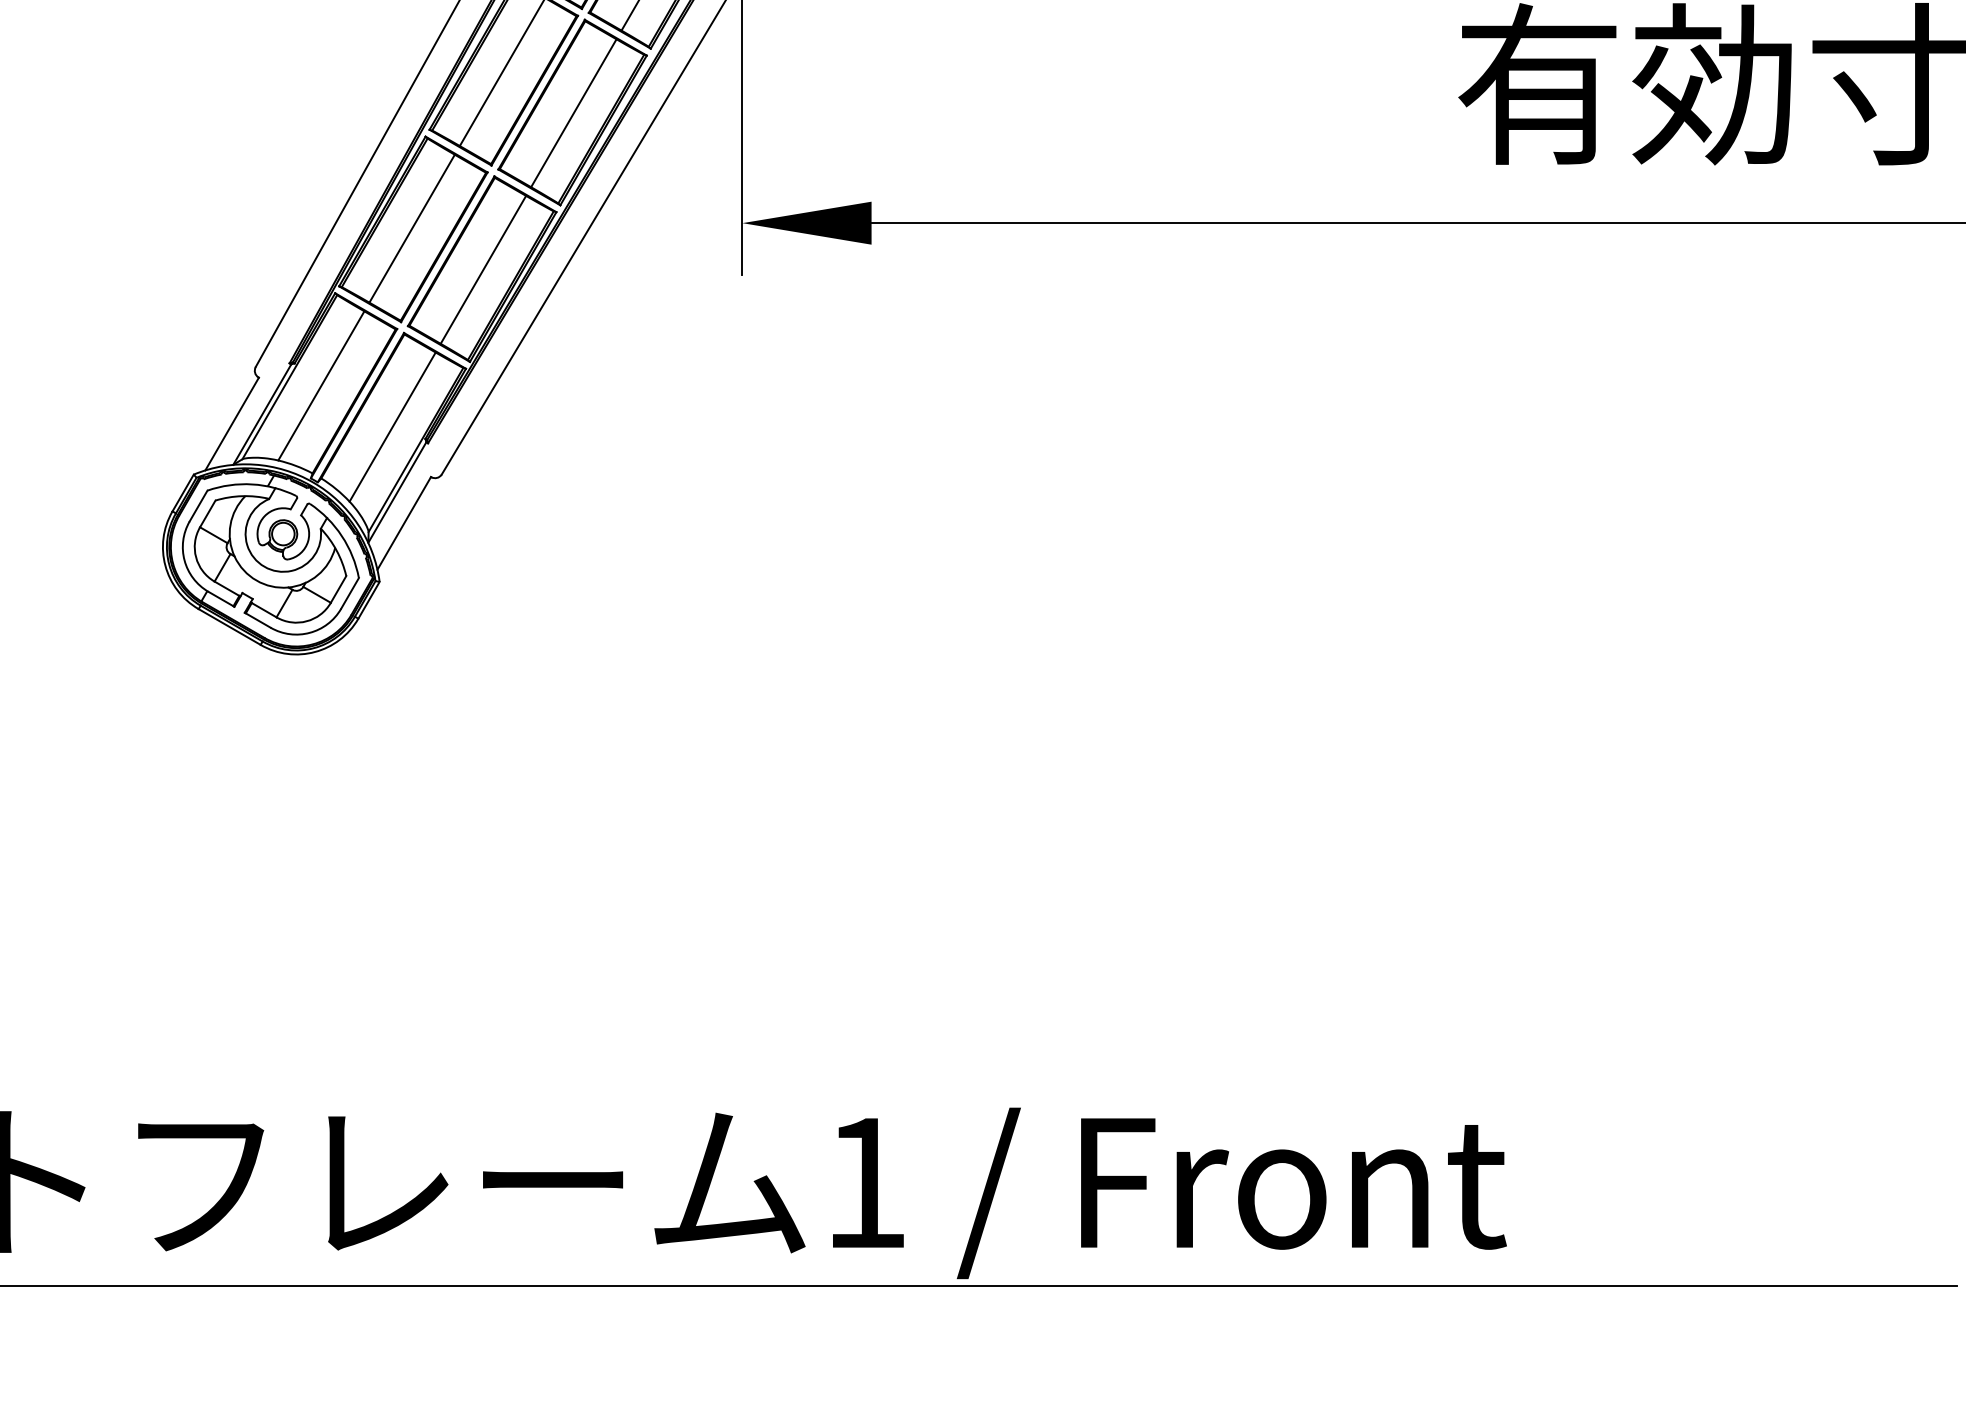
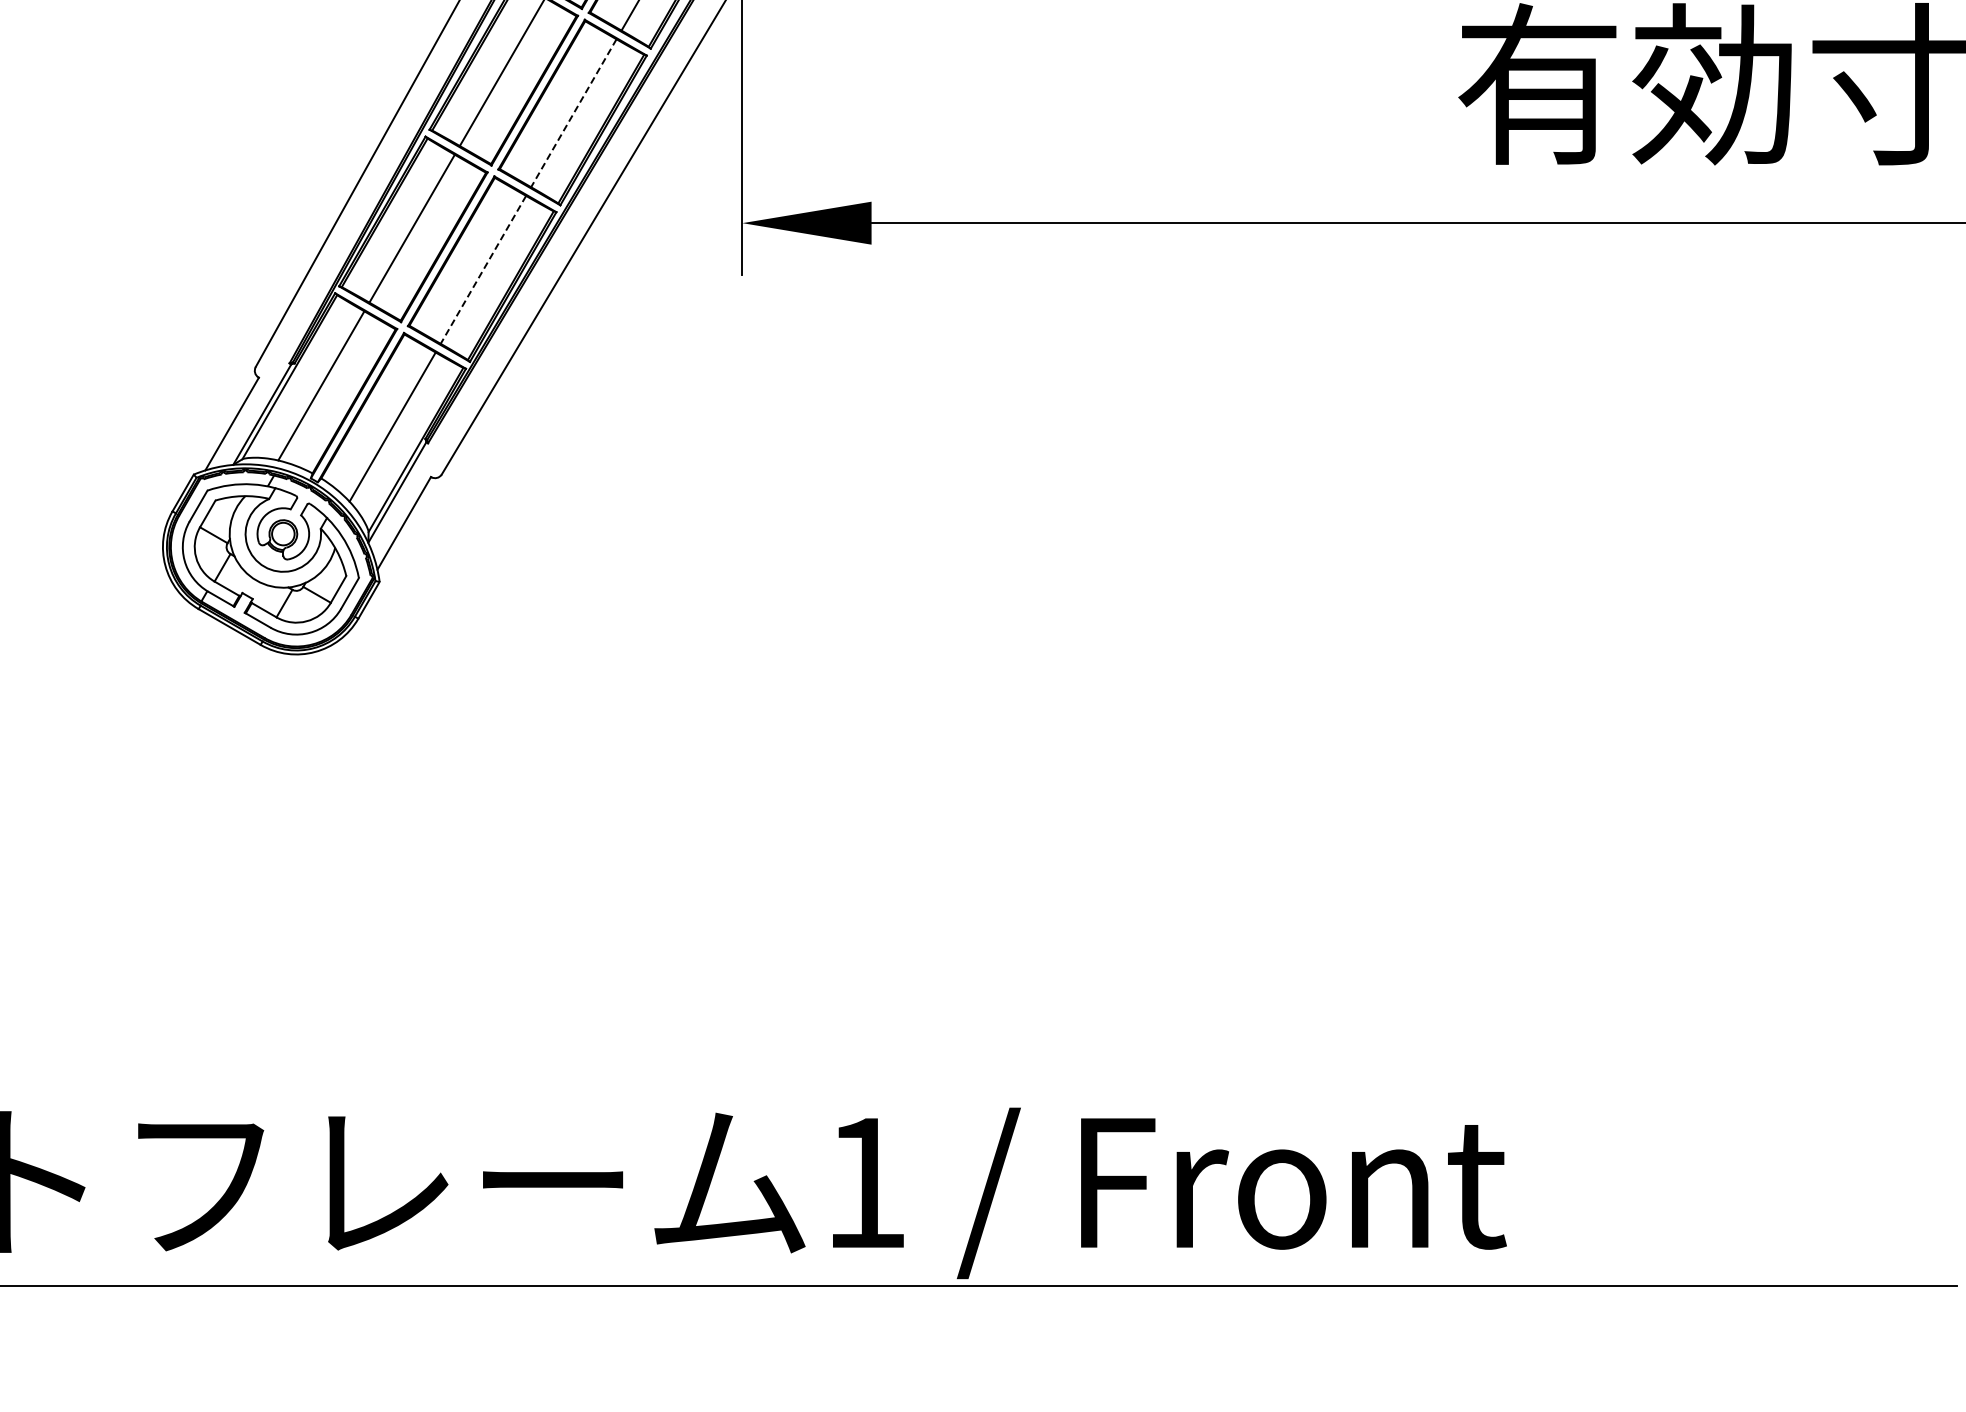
line: solid -> dashed (573, 113)
line: solid -> dashed (483, 270)
